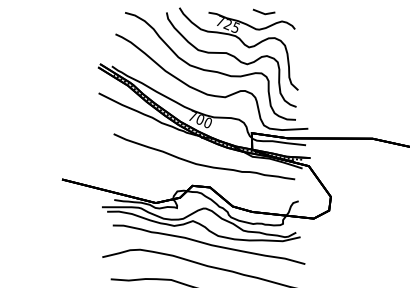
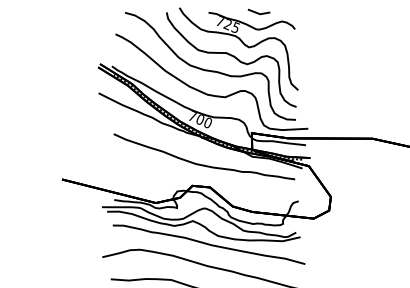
line position: (263, 12) -> (258, 12) (258, 12)
